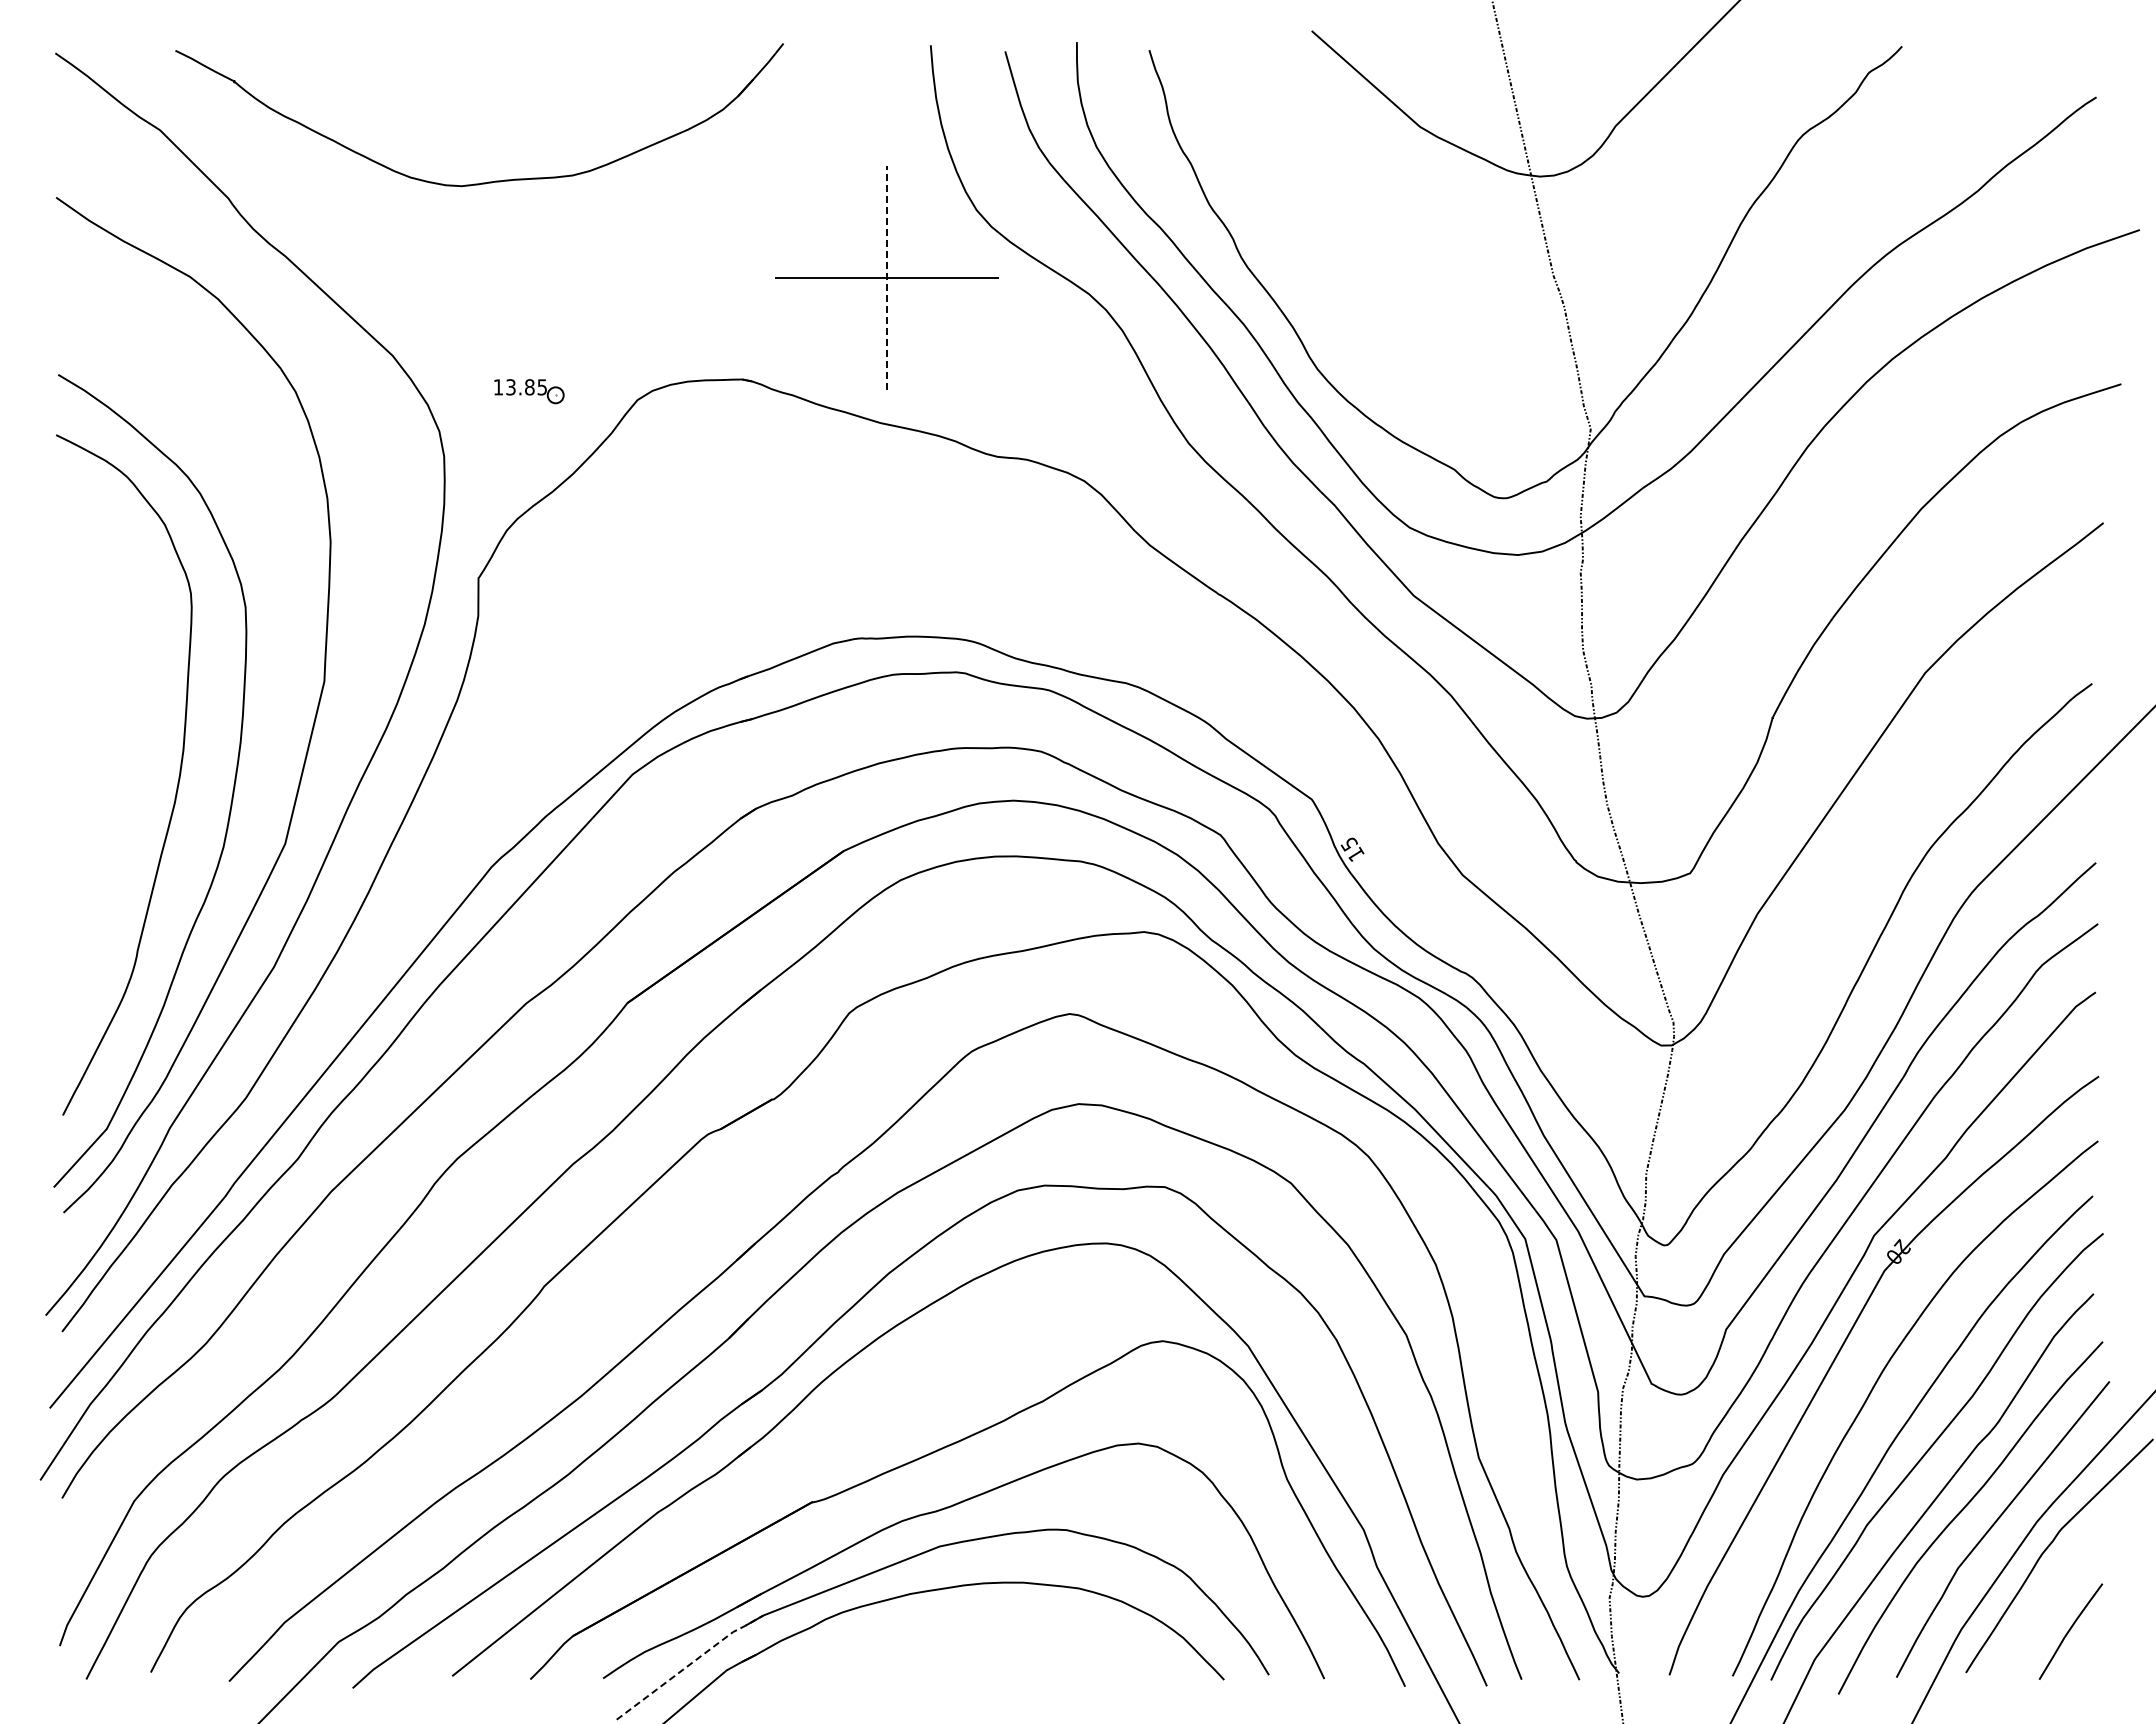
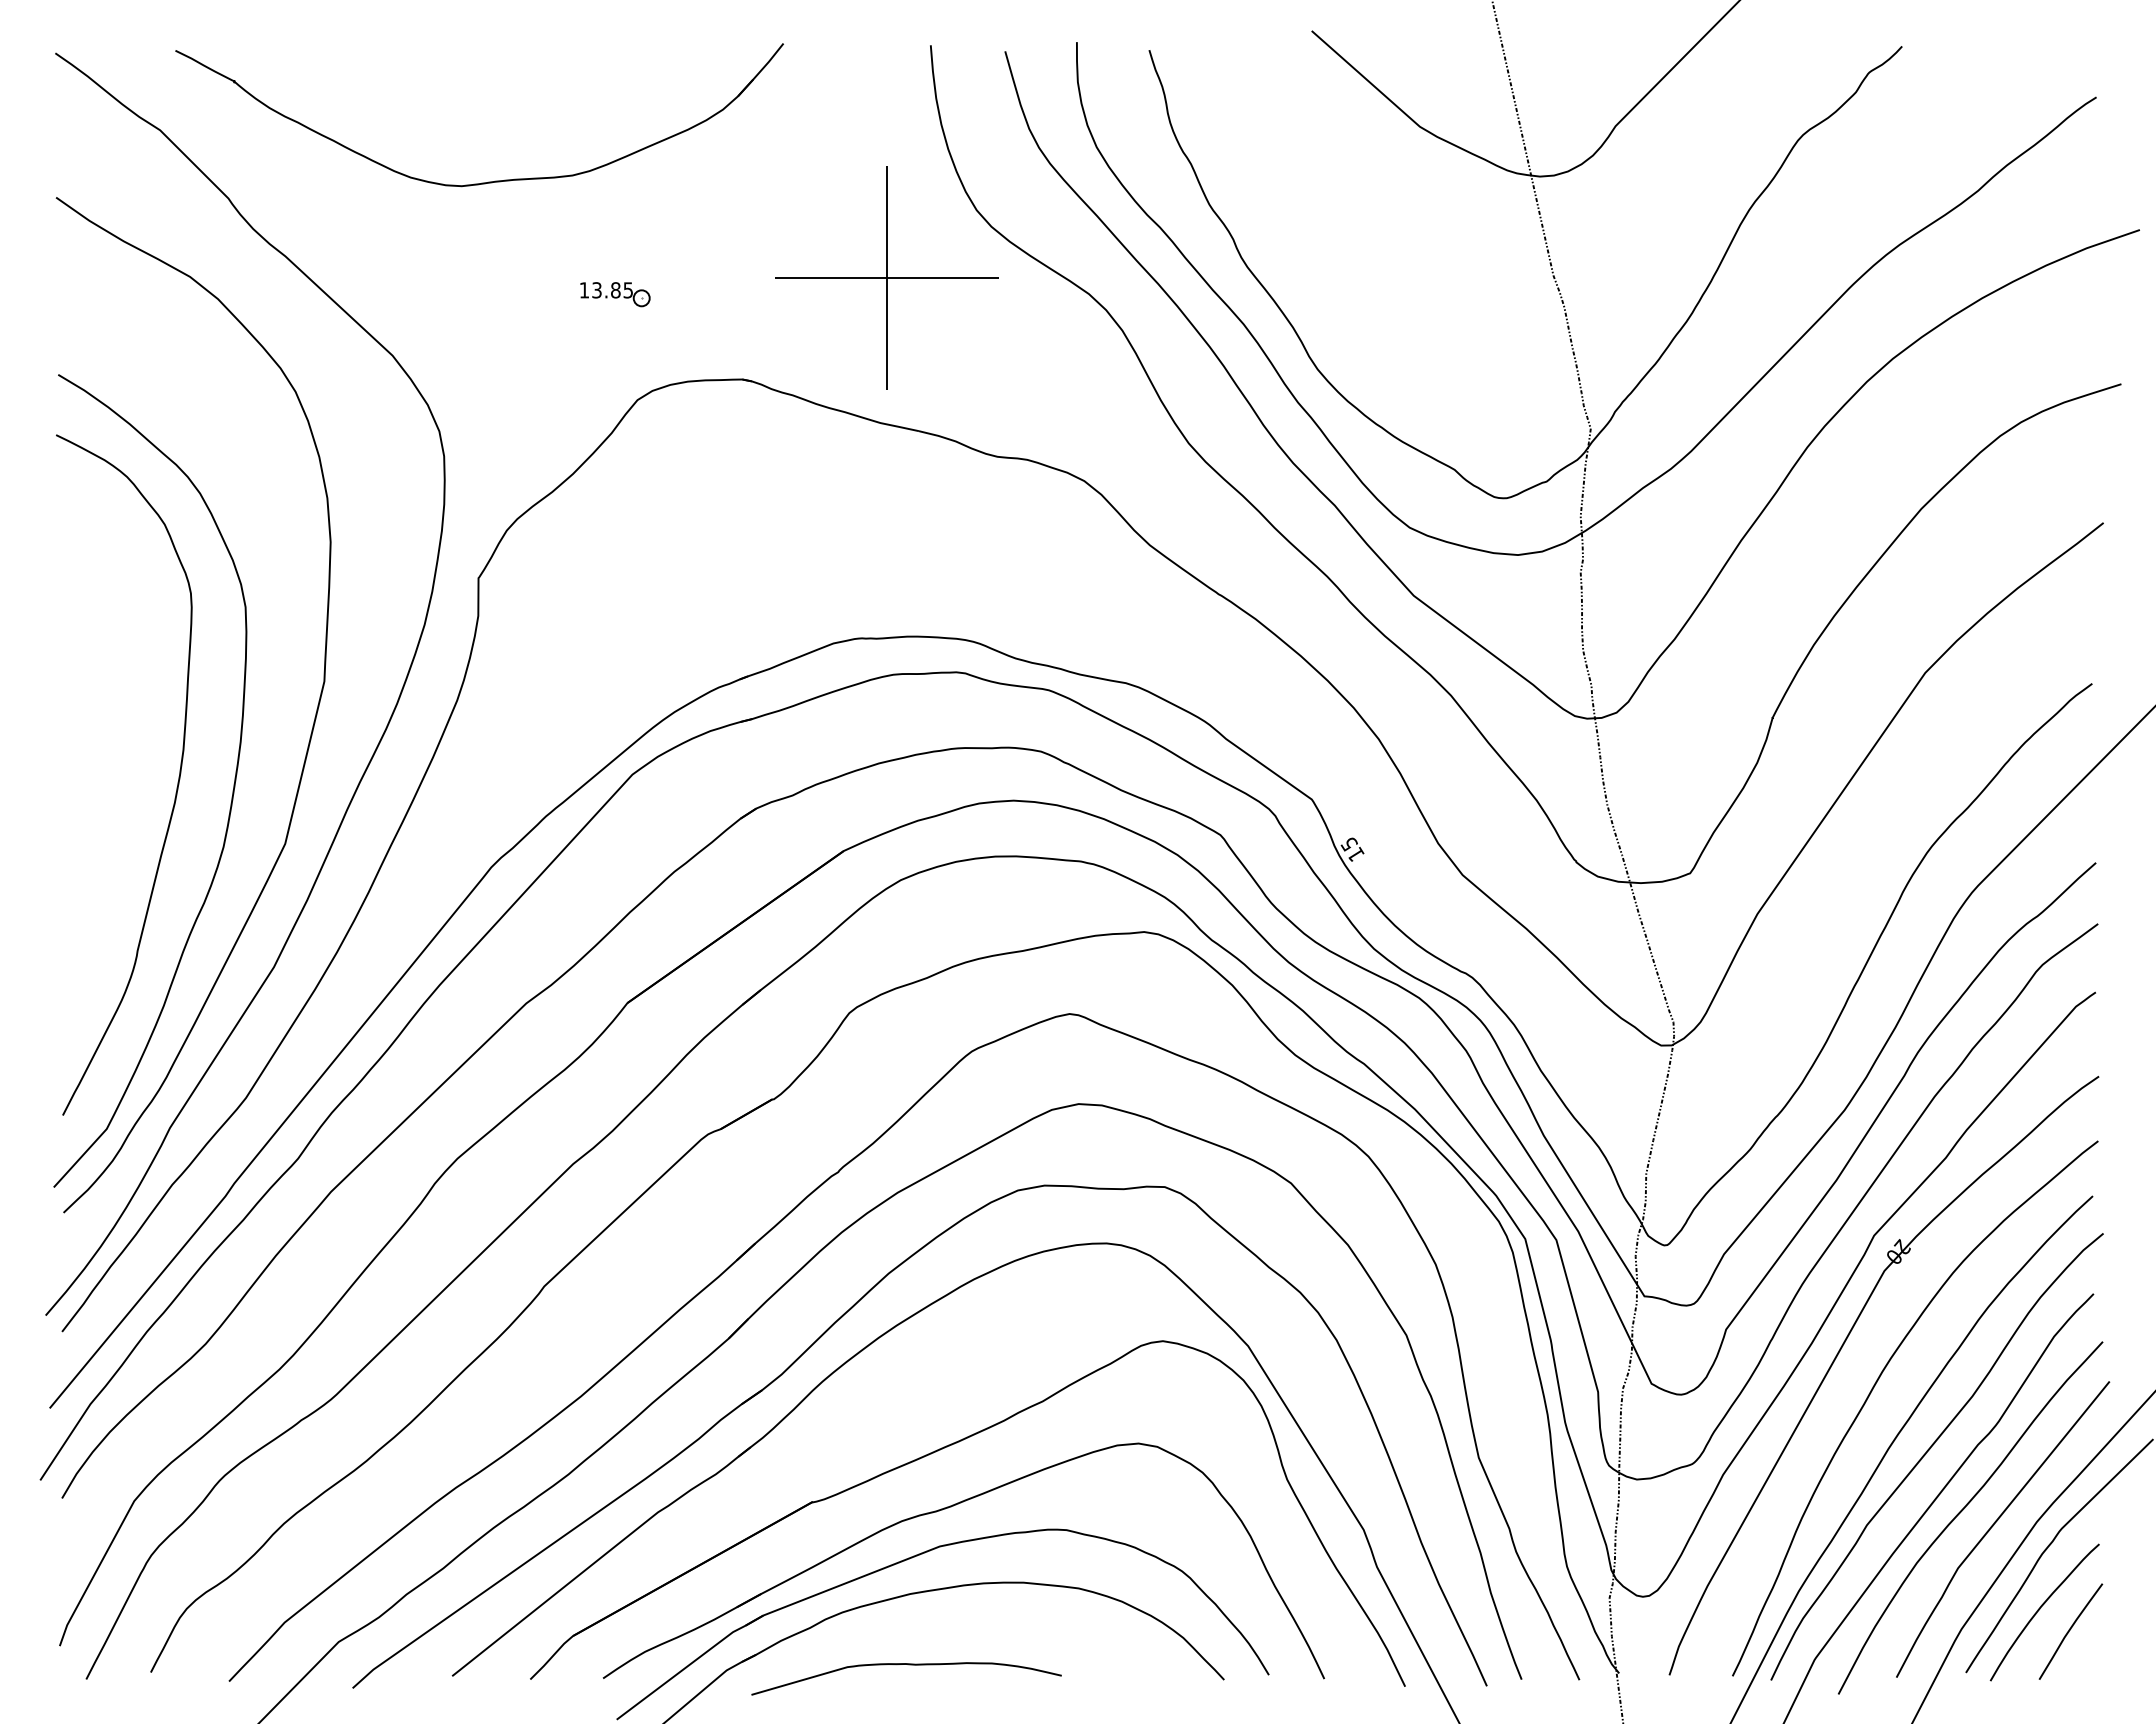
line: dashed -> solid (887, 277)
part position: (529, 391) -> (615, 294) (615, 294)
curve: none -> present (2040, 1609)
line: dashed -> solid (690, 1664)
curve: none -> present (908, 1665)
